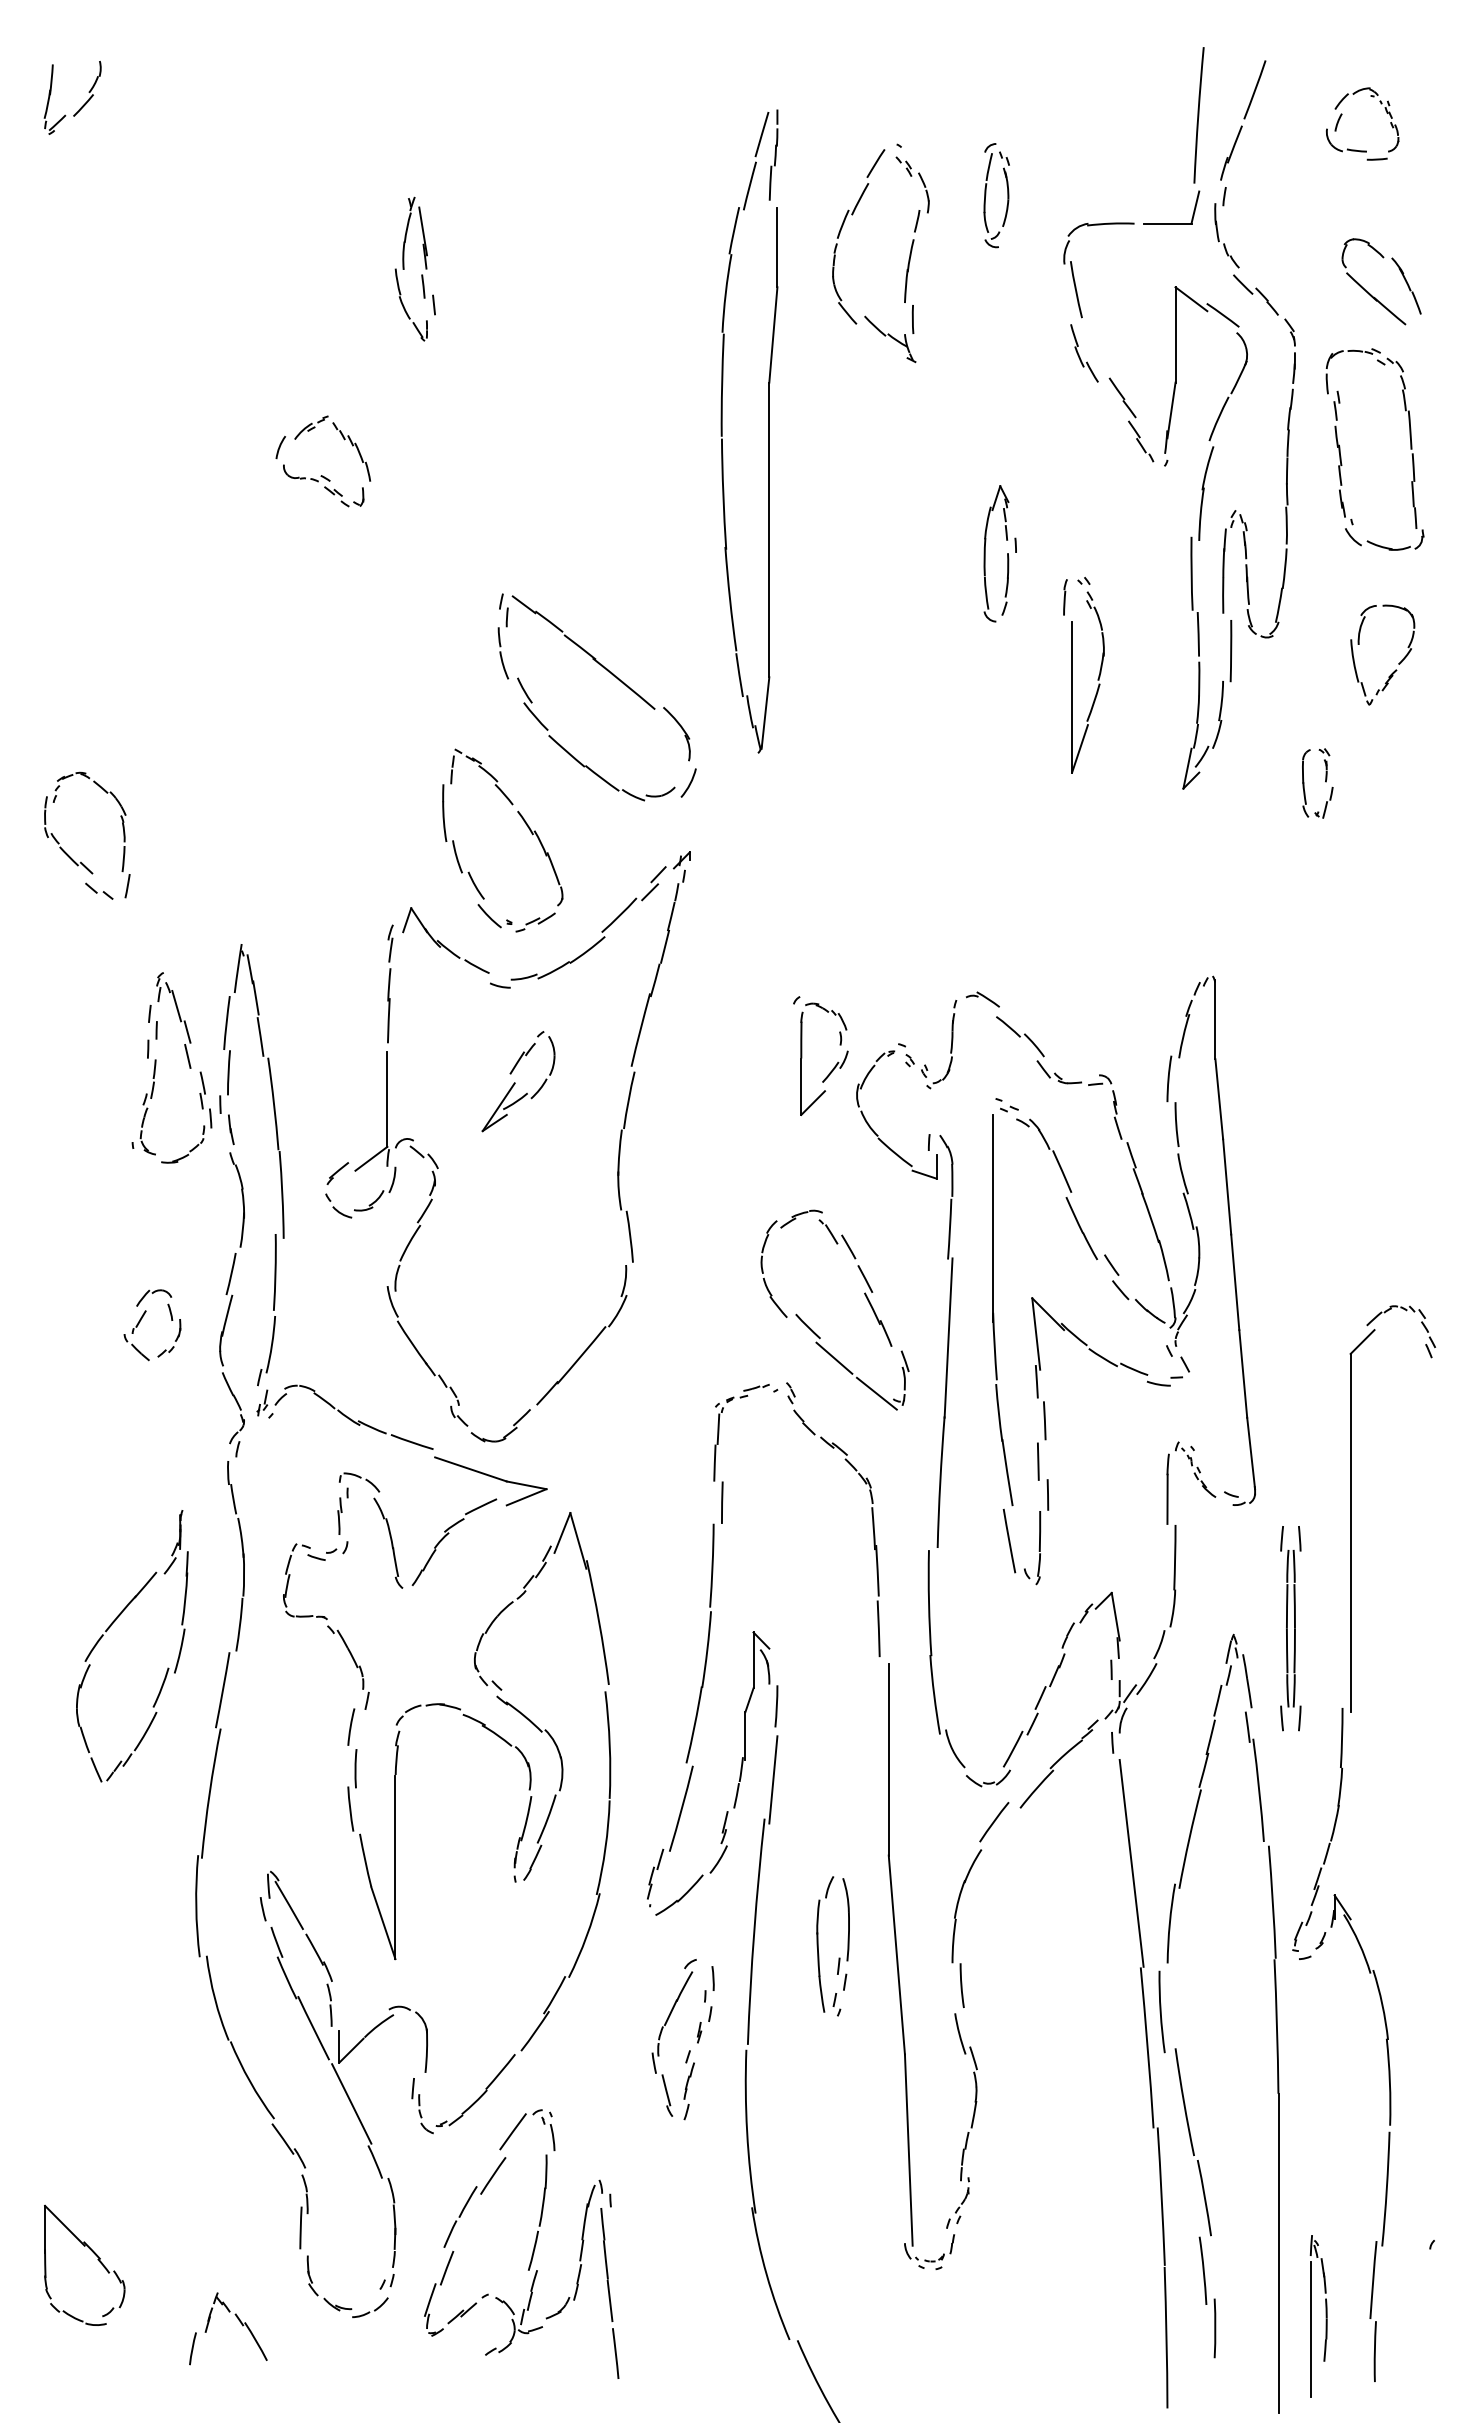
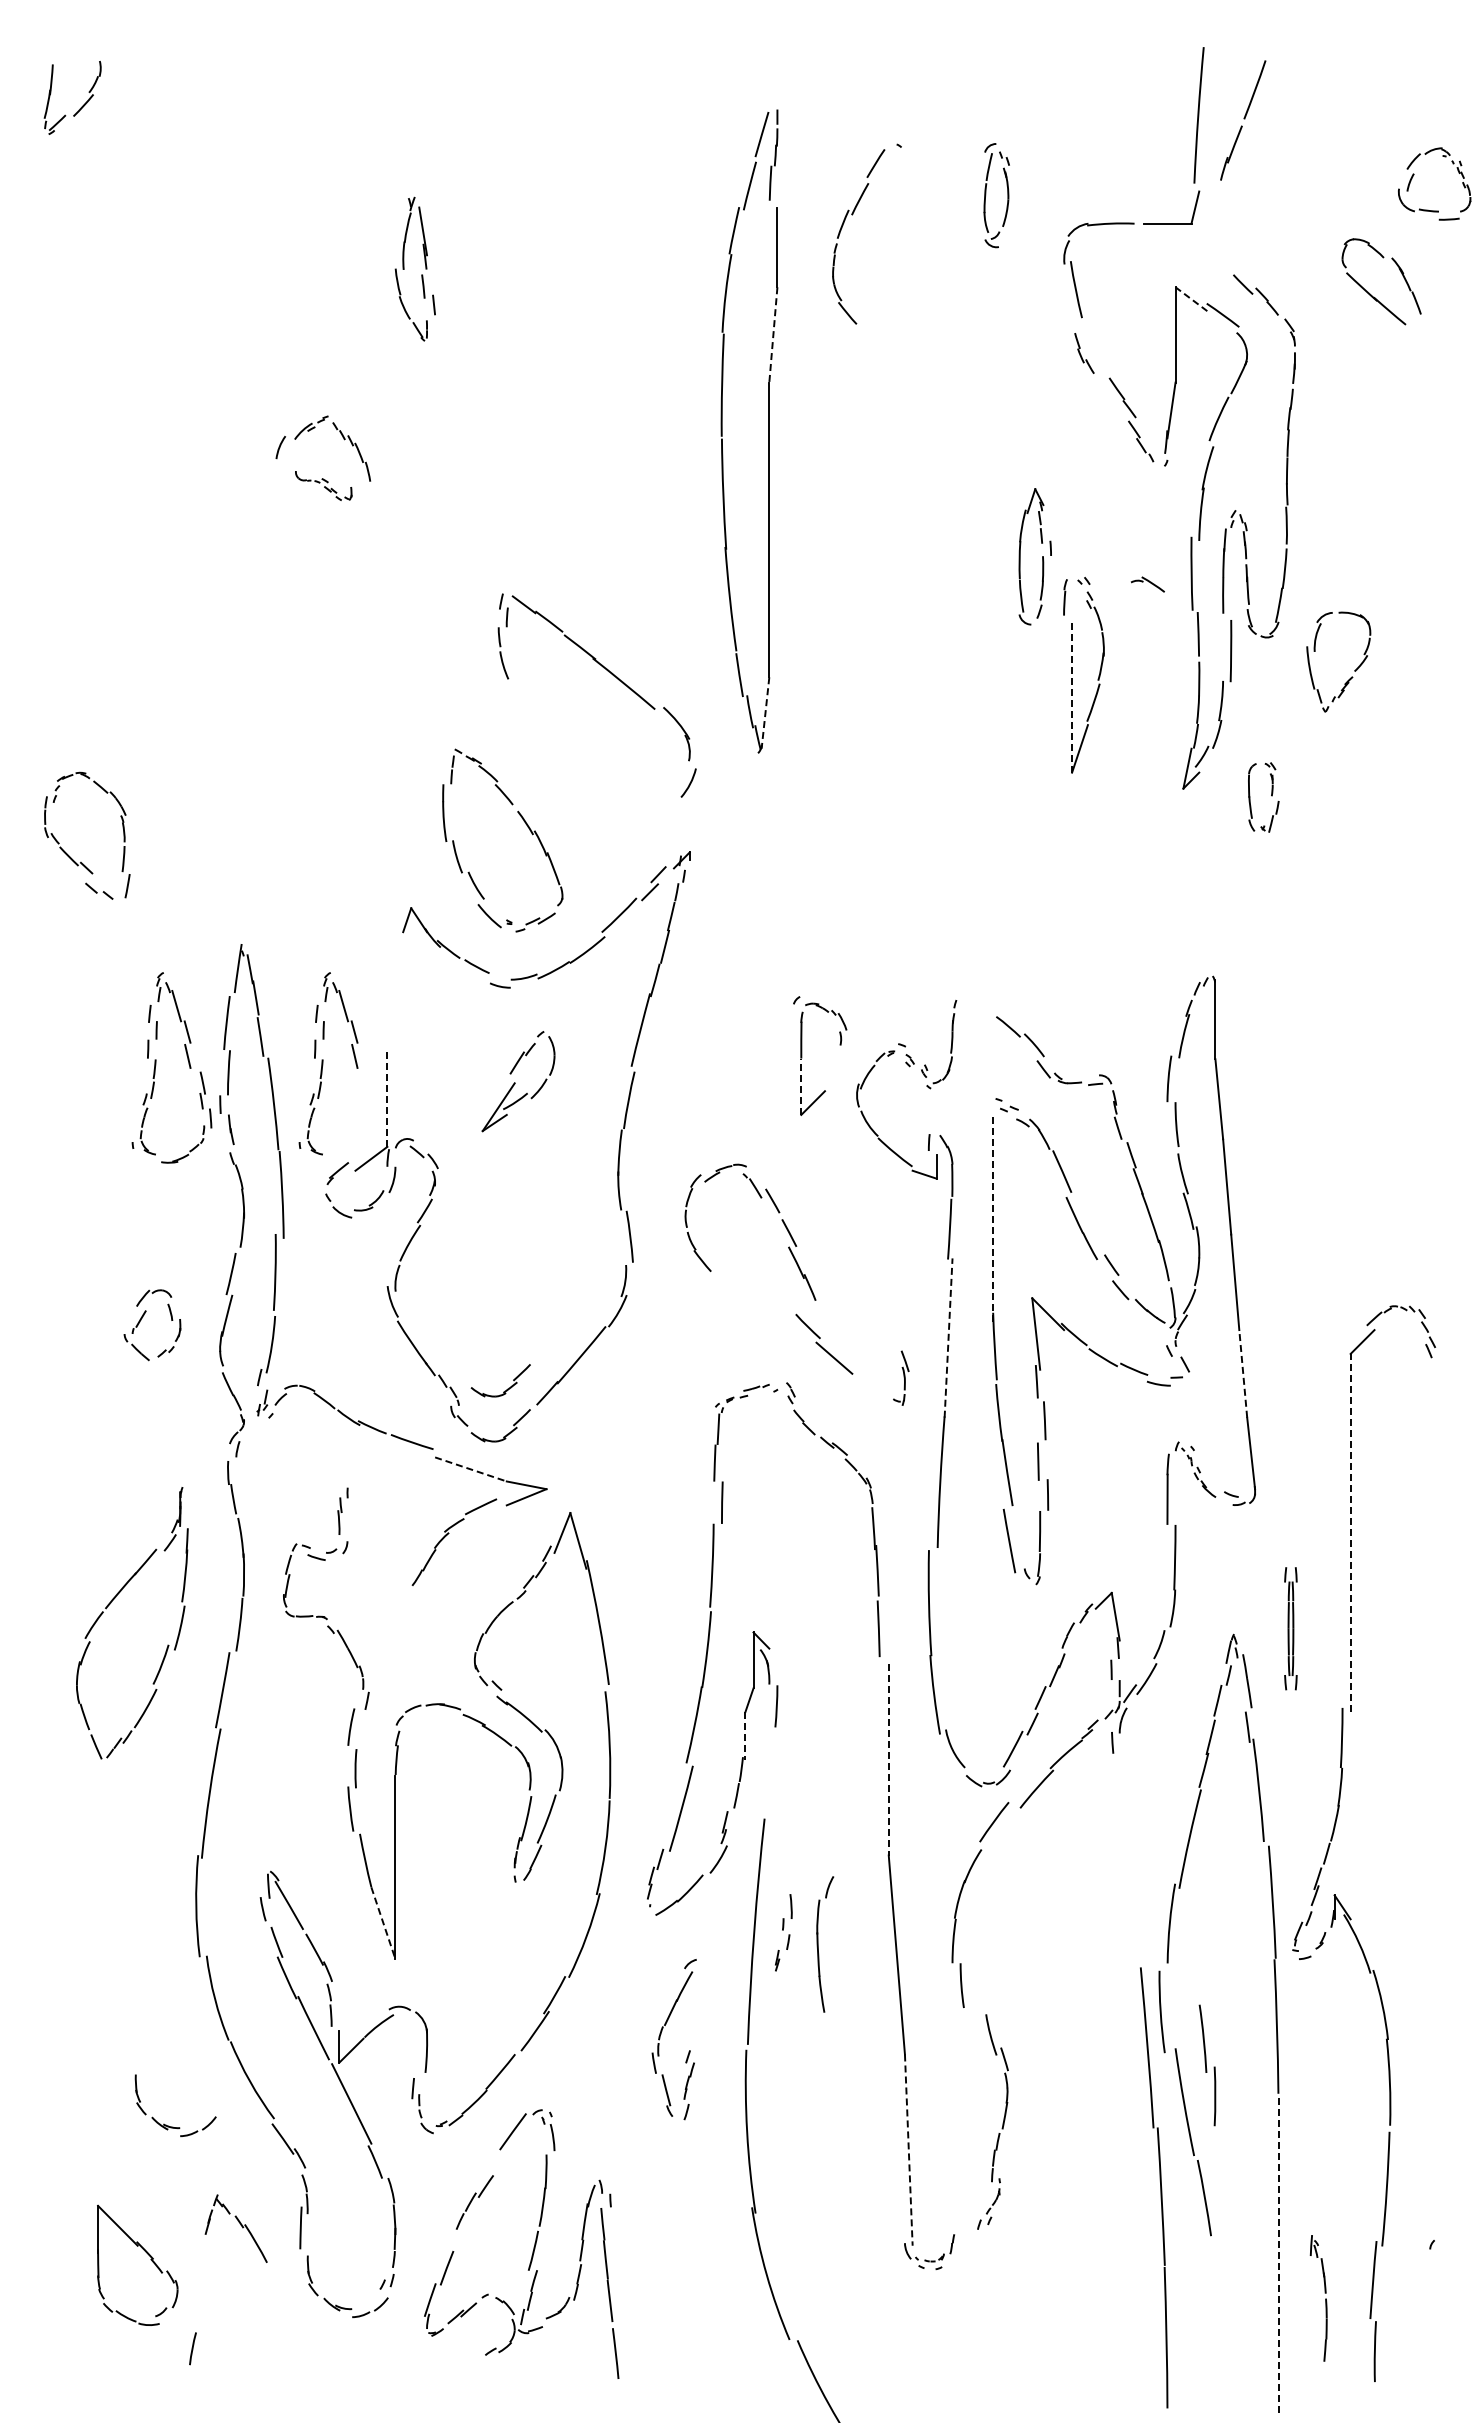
part position: (1342, 114) -> (1414, 174) (1414, 174)
part: present -> none (1218, 231)
part: present -> none (908, 259)
line: solid -> dashed (1191, 299)
line: solid -> dashed (773, 334)
part size: 29x59 px -> 21x41 px (1084, 353)
part: present -> none (1341, 456)
part size: 82x44 px -> 58x30 px (323, 485)
part position: (1007, 553) -> (1042, 556) (1042, 556)
part position: (1398, 663) -> (1354, 670) (1354, 670)
line: solid -> dashed (1072, 697)
line: solid -> dashed (765, 713)
part: present -> none (581, 762)
part position: (1325, 782) -> (1271, 796) (1271, 796)
part: present -> none (390, 983)
part position: (982, 999) -> (1147, 584) (1147, 584)
part: none -> present (328, 1063)
part: present -> none (835, 1066)
line: solid -> dashed (801, 1087)
line: solid -> dashed (387, 1099)
line: solid -> dashed (992, 1218)
part position: (857, 1266) -> (781, 1220) (781, 1220)
line: solid -> dashed (948, 1338)
line: solid -> dashed (1243, 1373)
part: none -> present (507, 1388)
line: present -> none (876, 1393)
line: solid -> dashed (470, 1469)
part: present -> none (383, 1519)
line: solid -> dashed (1350, 1532)
part position: (111, 1626) -> (111, 1603) (111, 1603)
part size: 22x206 px -> 14x124 px (1290, 1628)
line: solid -> dashed (745, 1736)
line: solid -> dashed (888, 1759)
line: present -> none (773, 1779)
line: present -> none (1131, 1862)
line: solid -> dashed (383, 1923)
part: present -> none (847, 1947)
part position: (705, 2004) -> (783, 1932) (783, 1932)
part position: (971, 2121) -> (1002, 2122) (1002, 2122)
part: none -> present (166, 2124)
line: solid -> dashed (908, 2150)
part size: 64x91 px -> 39x55 px (474, 2202)
line: solid -> dashed (1278, 2253)
part position: (97, 2259) -> (150, 2259) (150, 2259)
part position: (1207, 2297) -> (1207, 2065) (1207, 2065)
part position: (235, 2326) -> (235, 2228) (235, 2228)
line: present -> none (1310, 2328)
